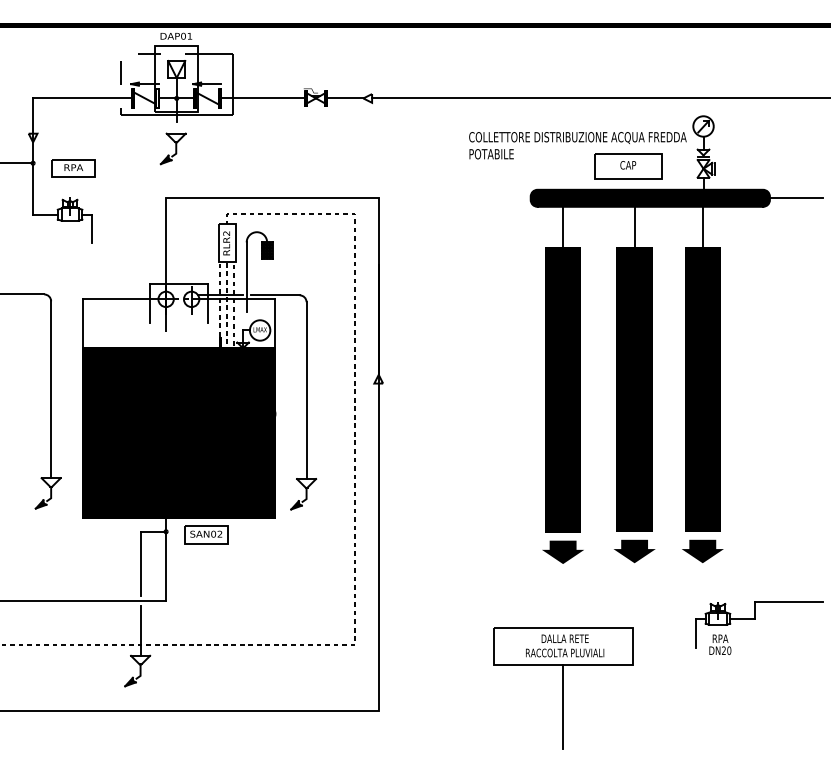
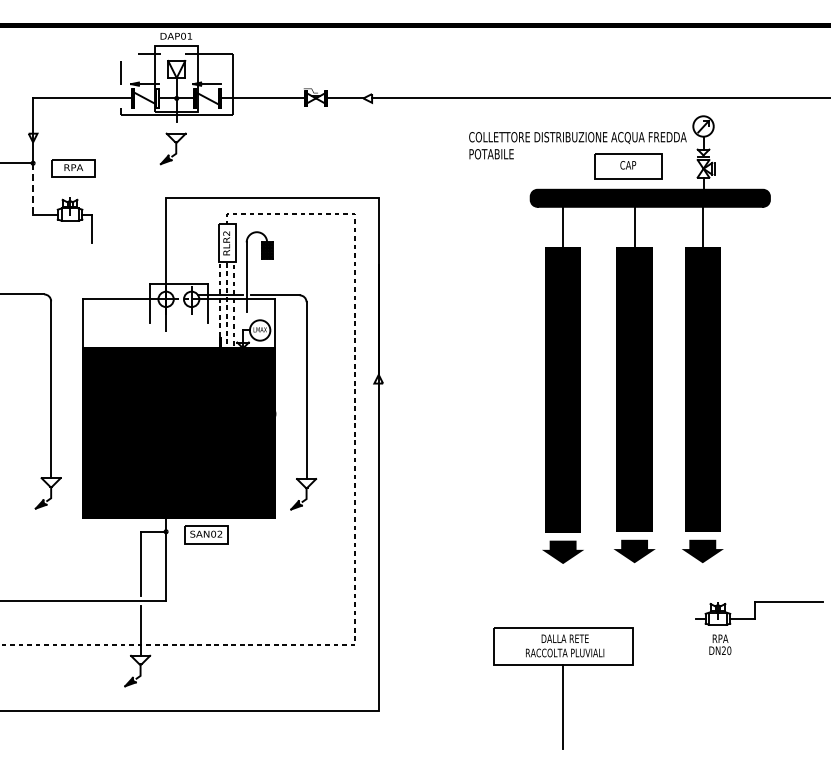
line: solid -> dashed (33, 188)
line: present -> none (795, 198)
line: present -> none (696, 632)
